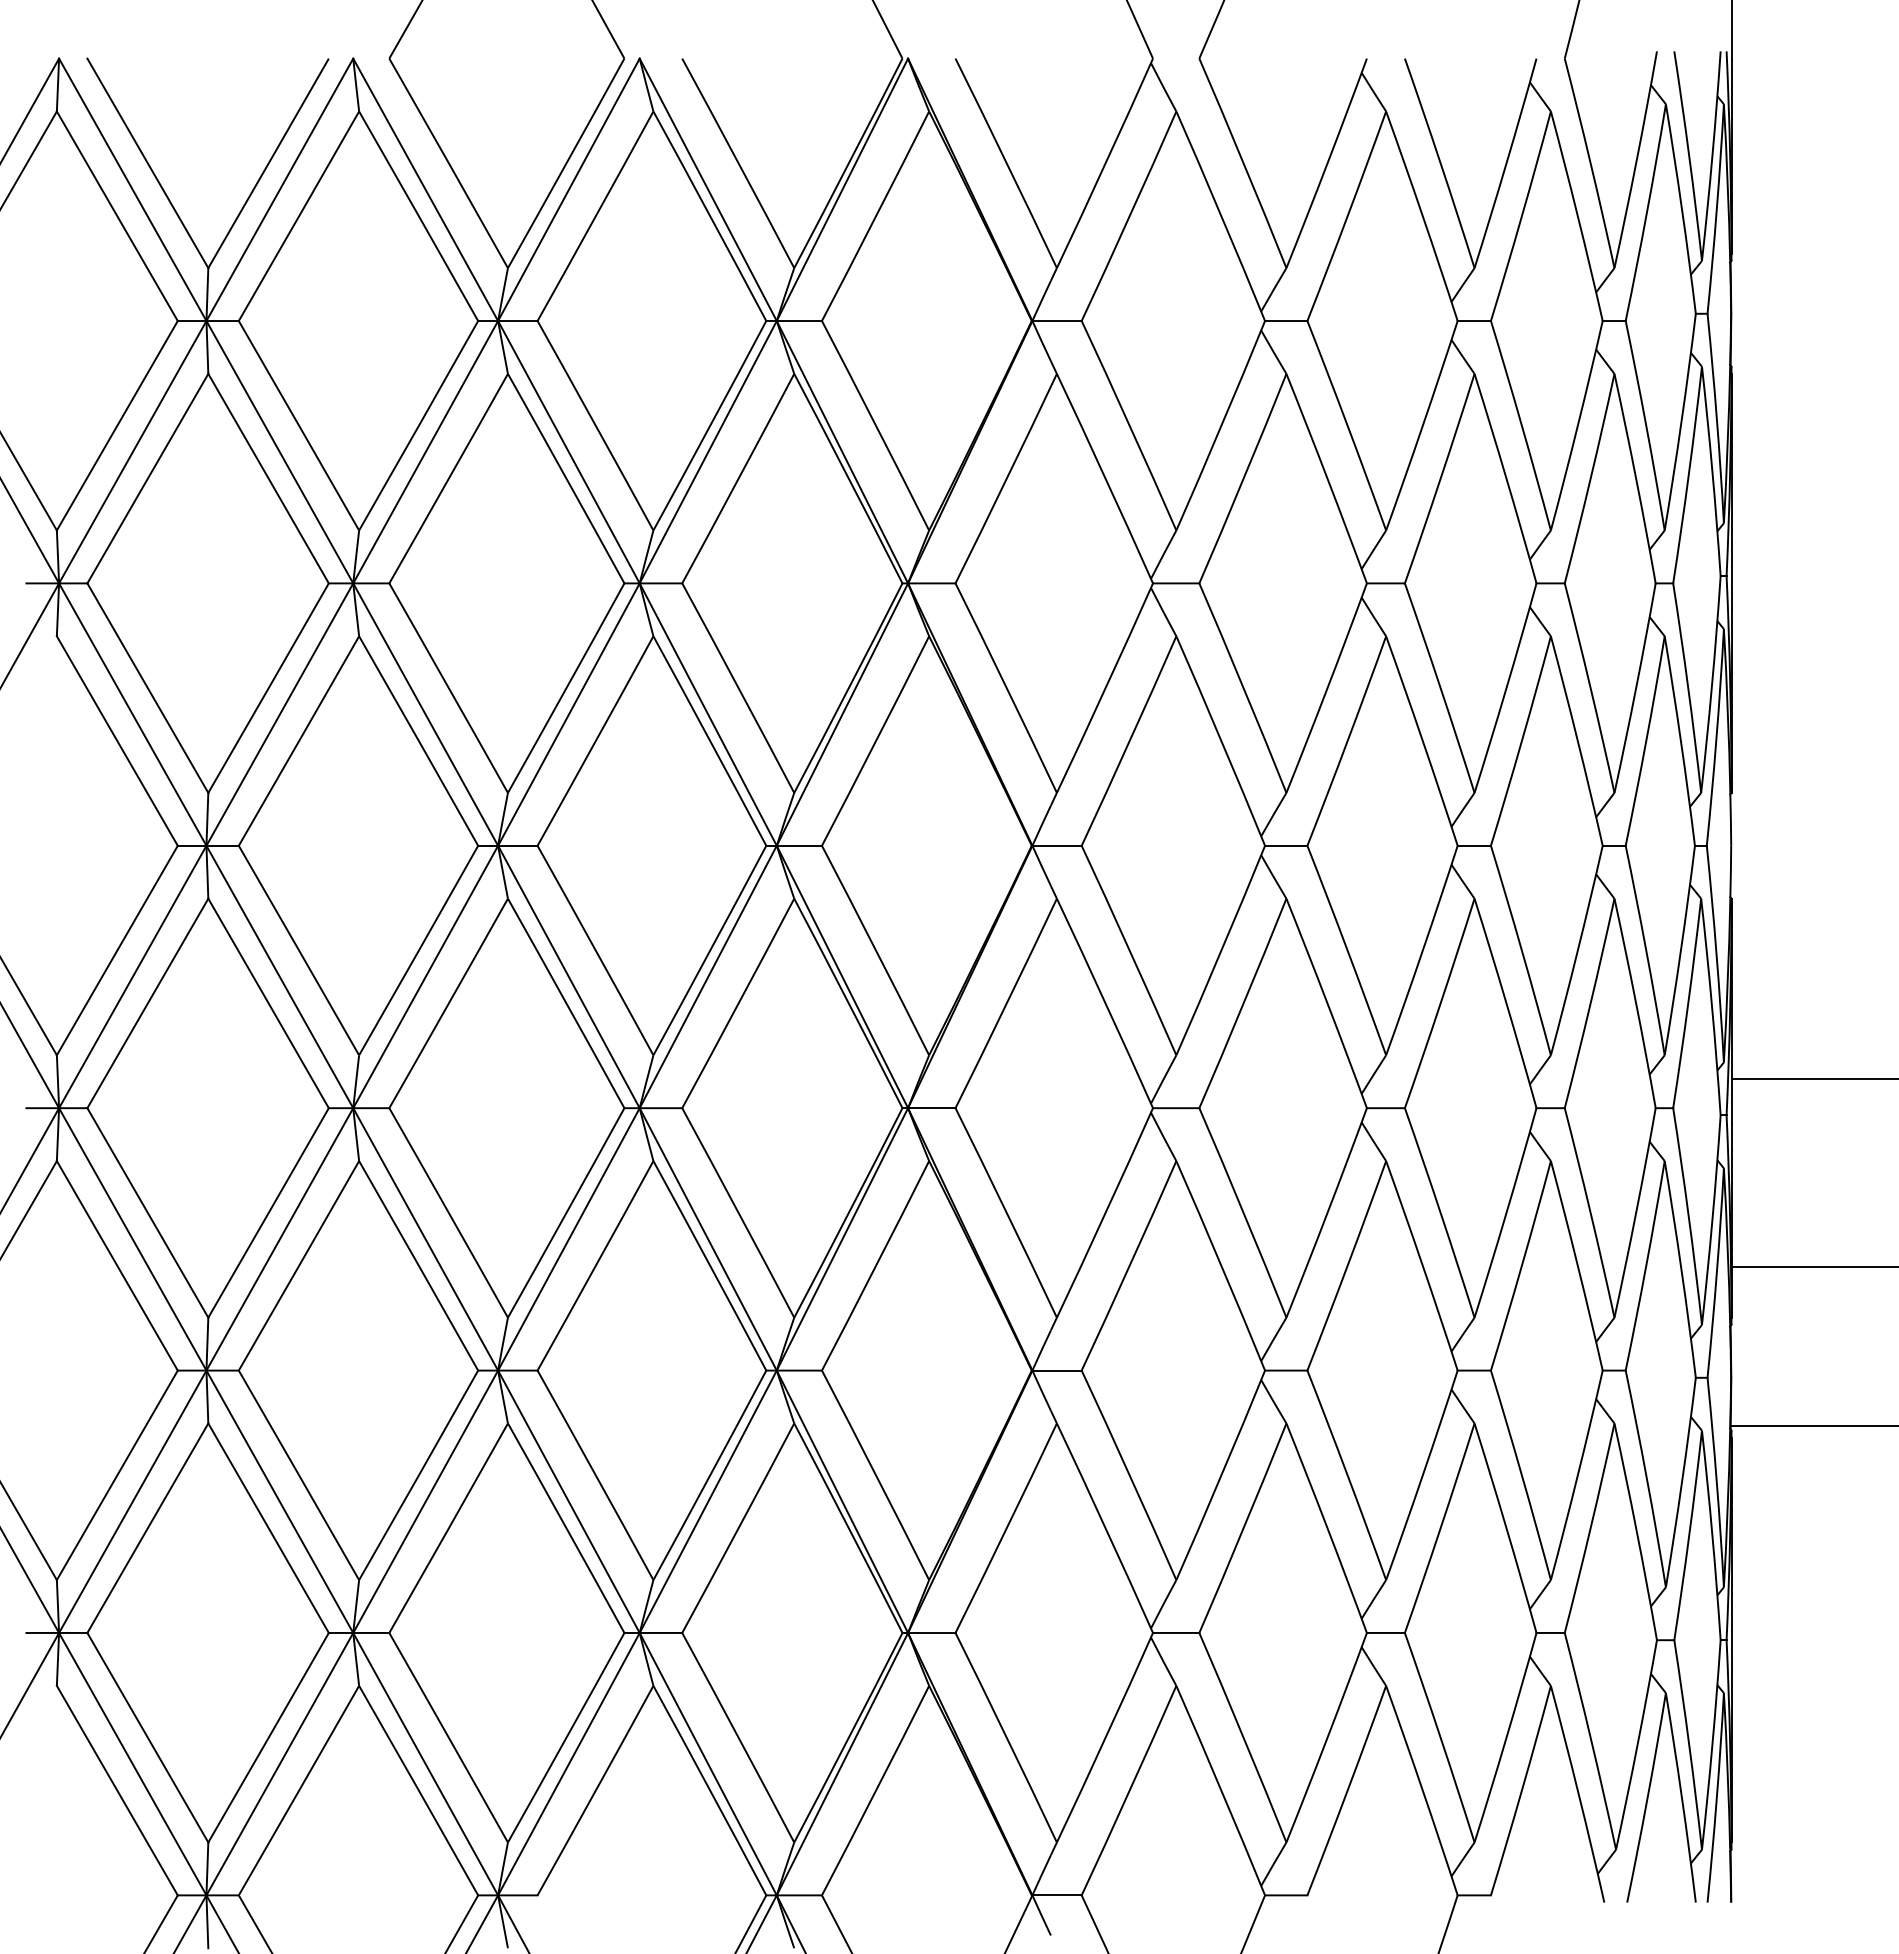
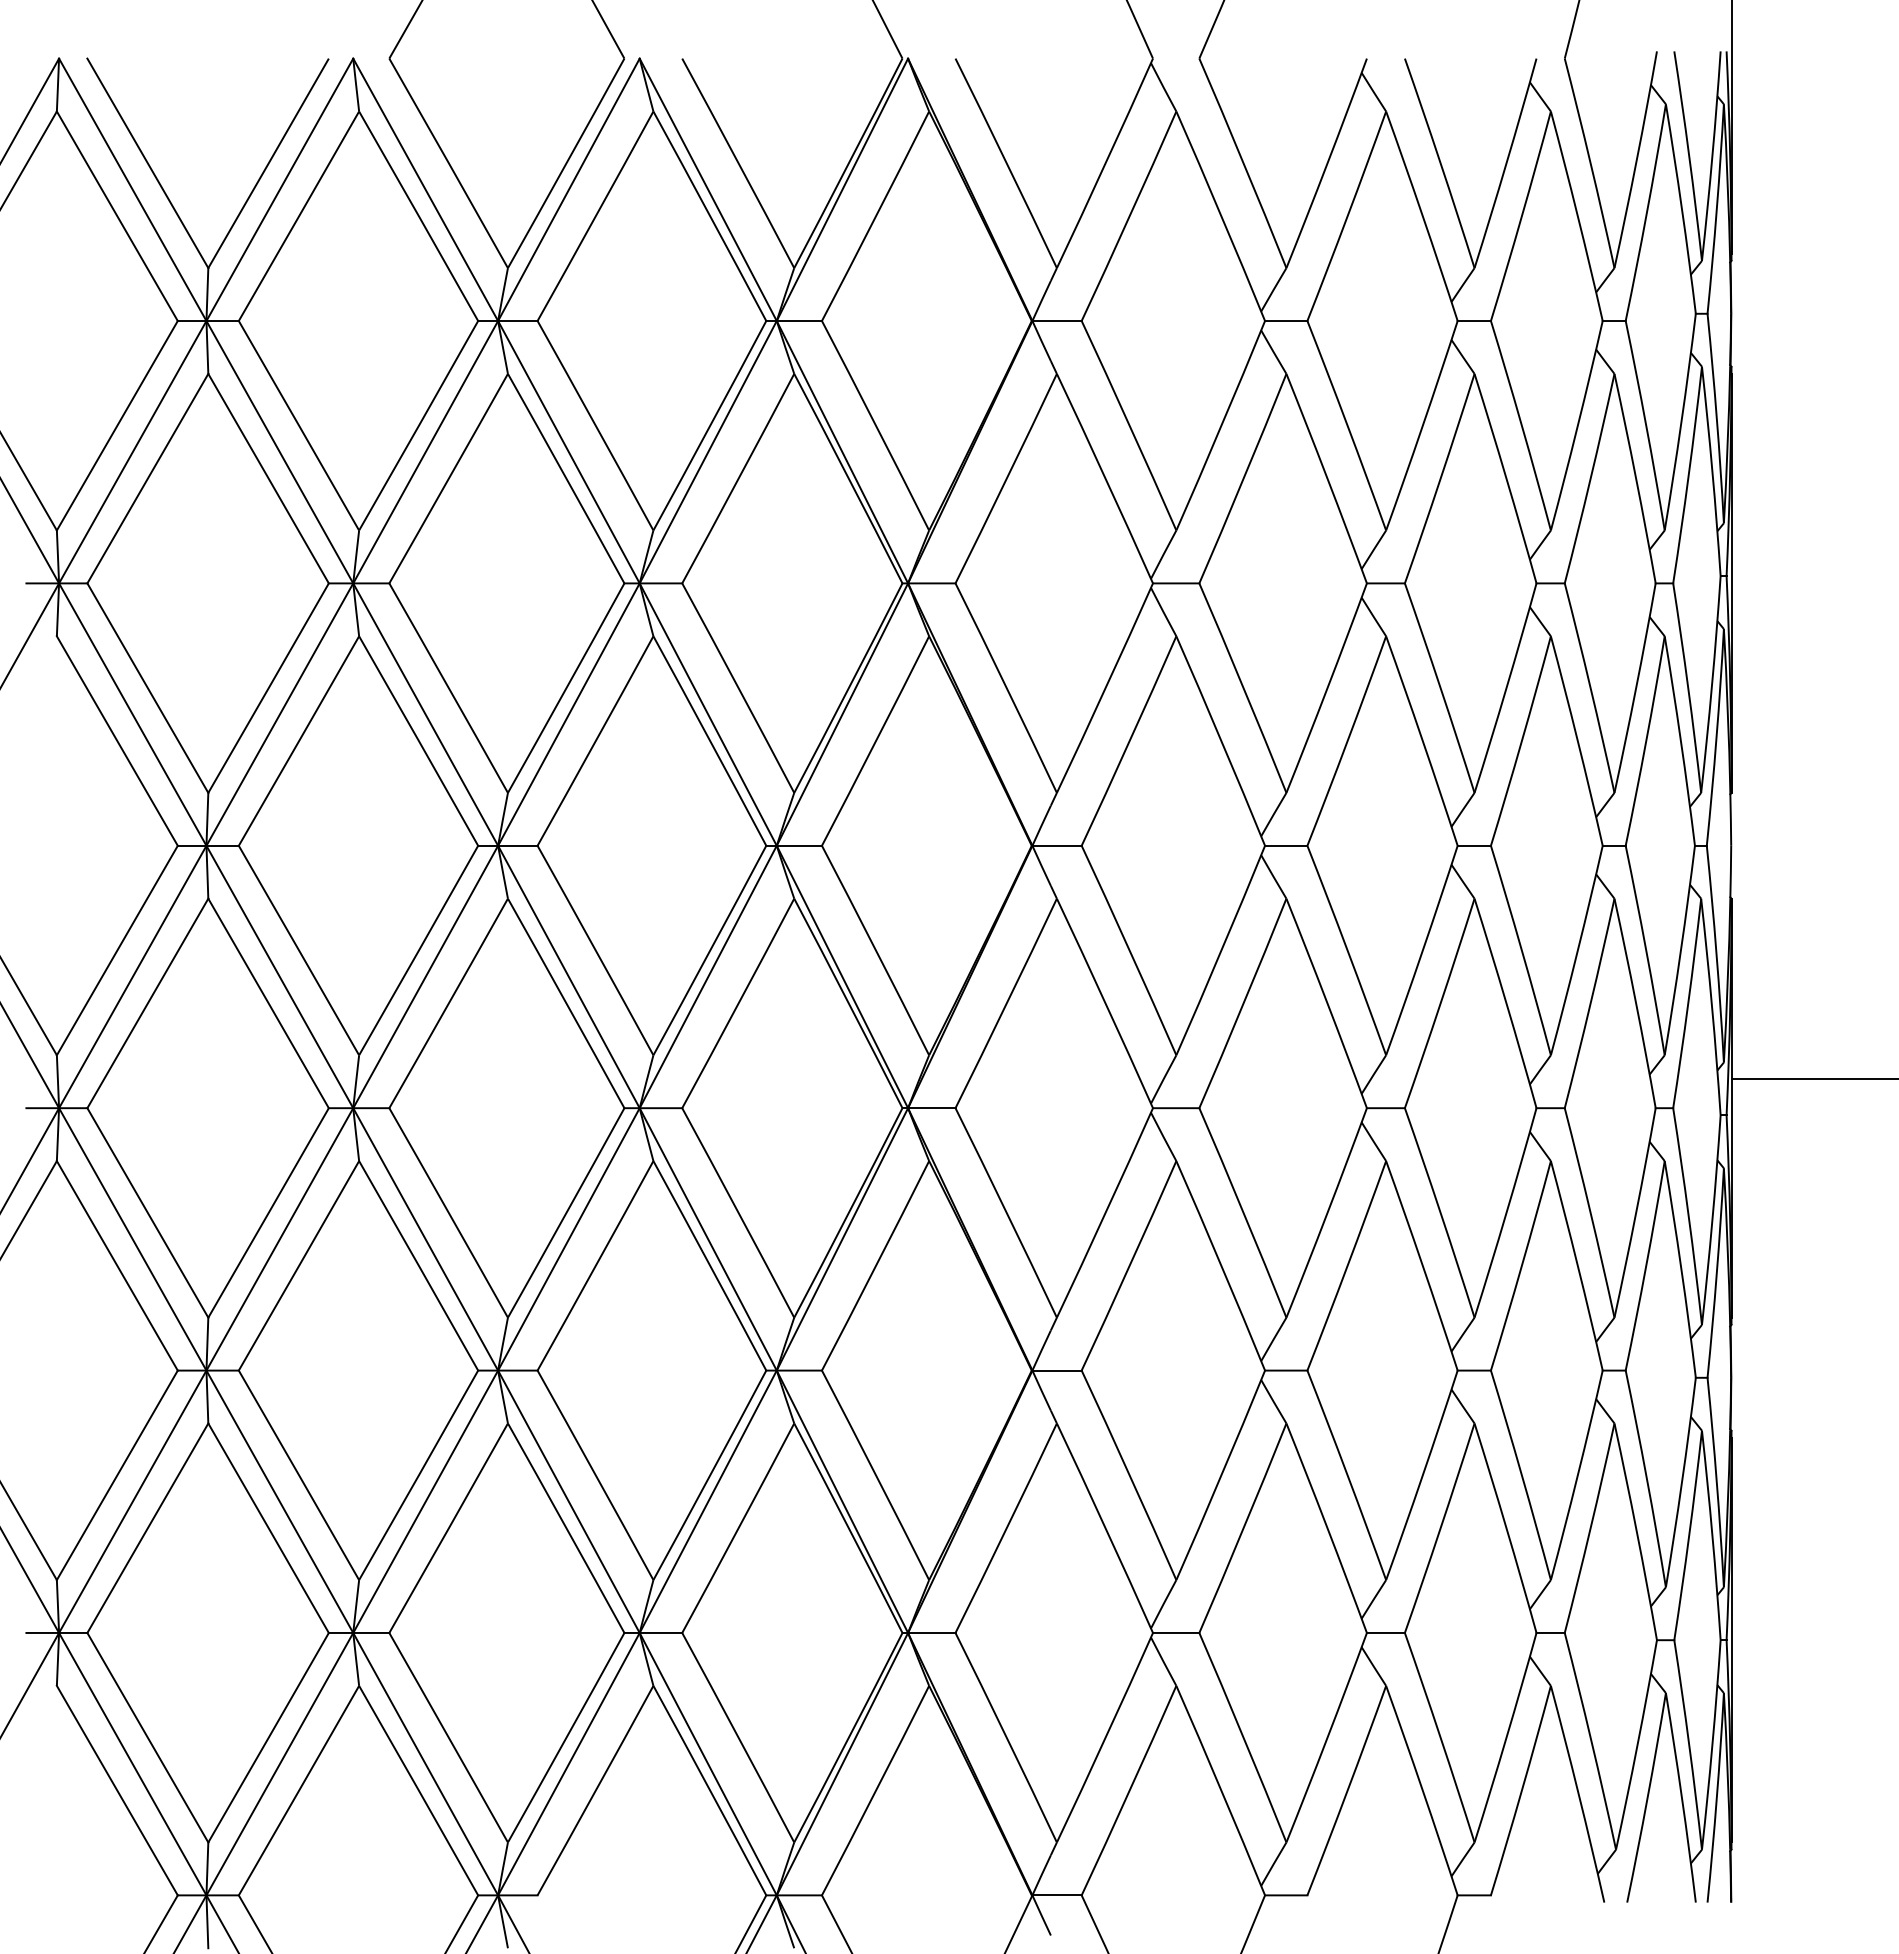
line: present -> none (1813, 1266)
line: present -> none (1812, 1426)
